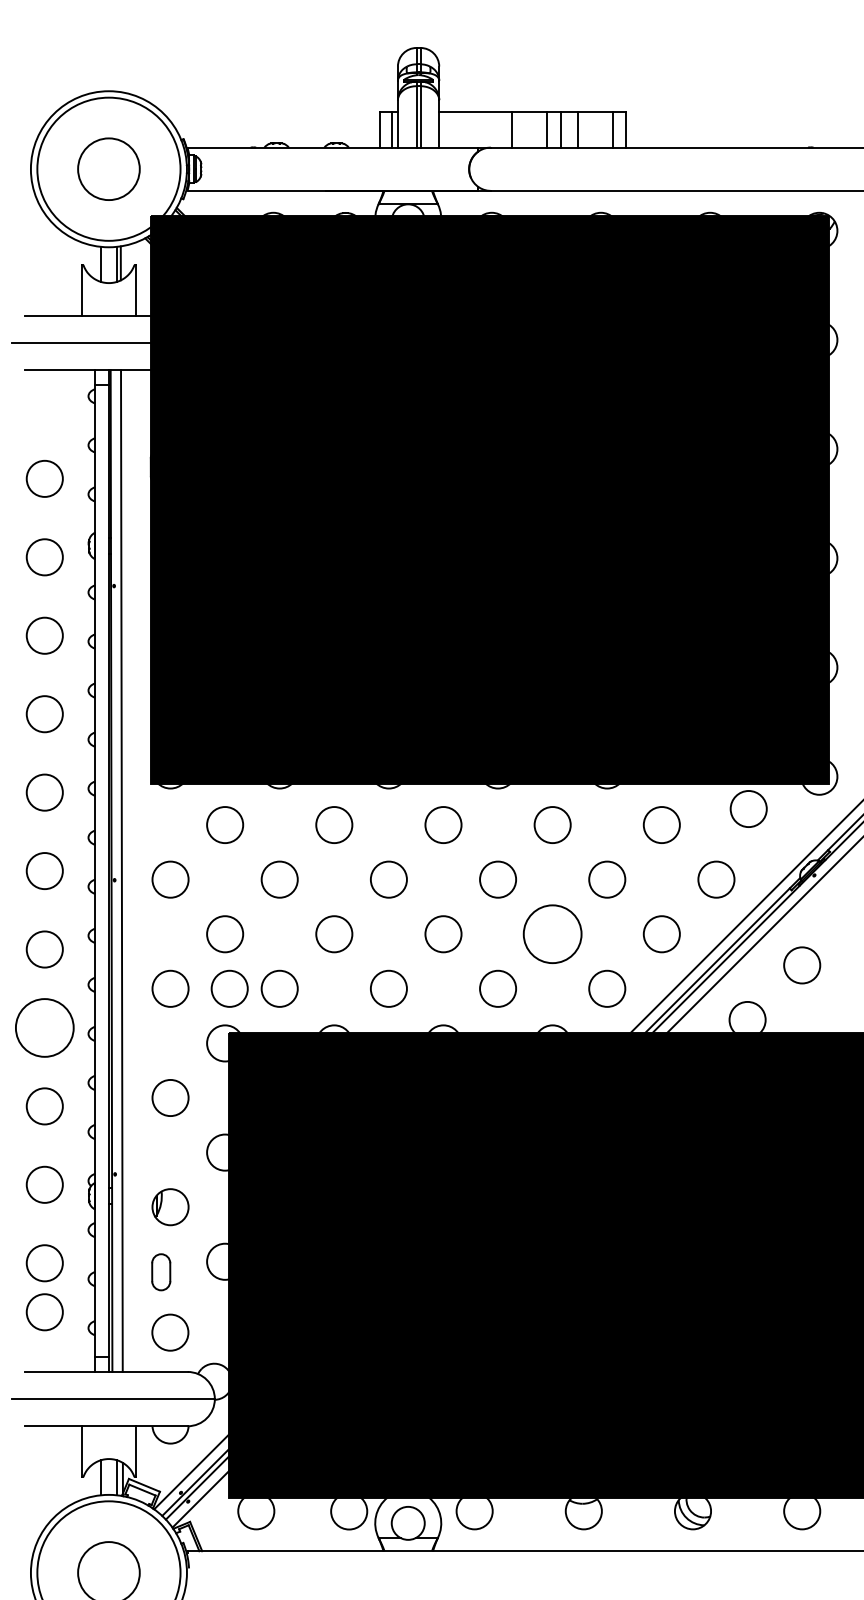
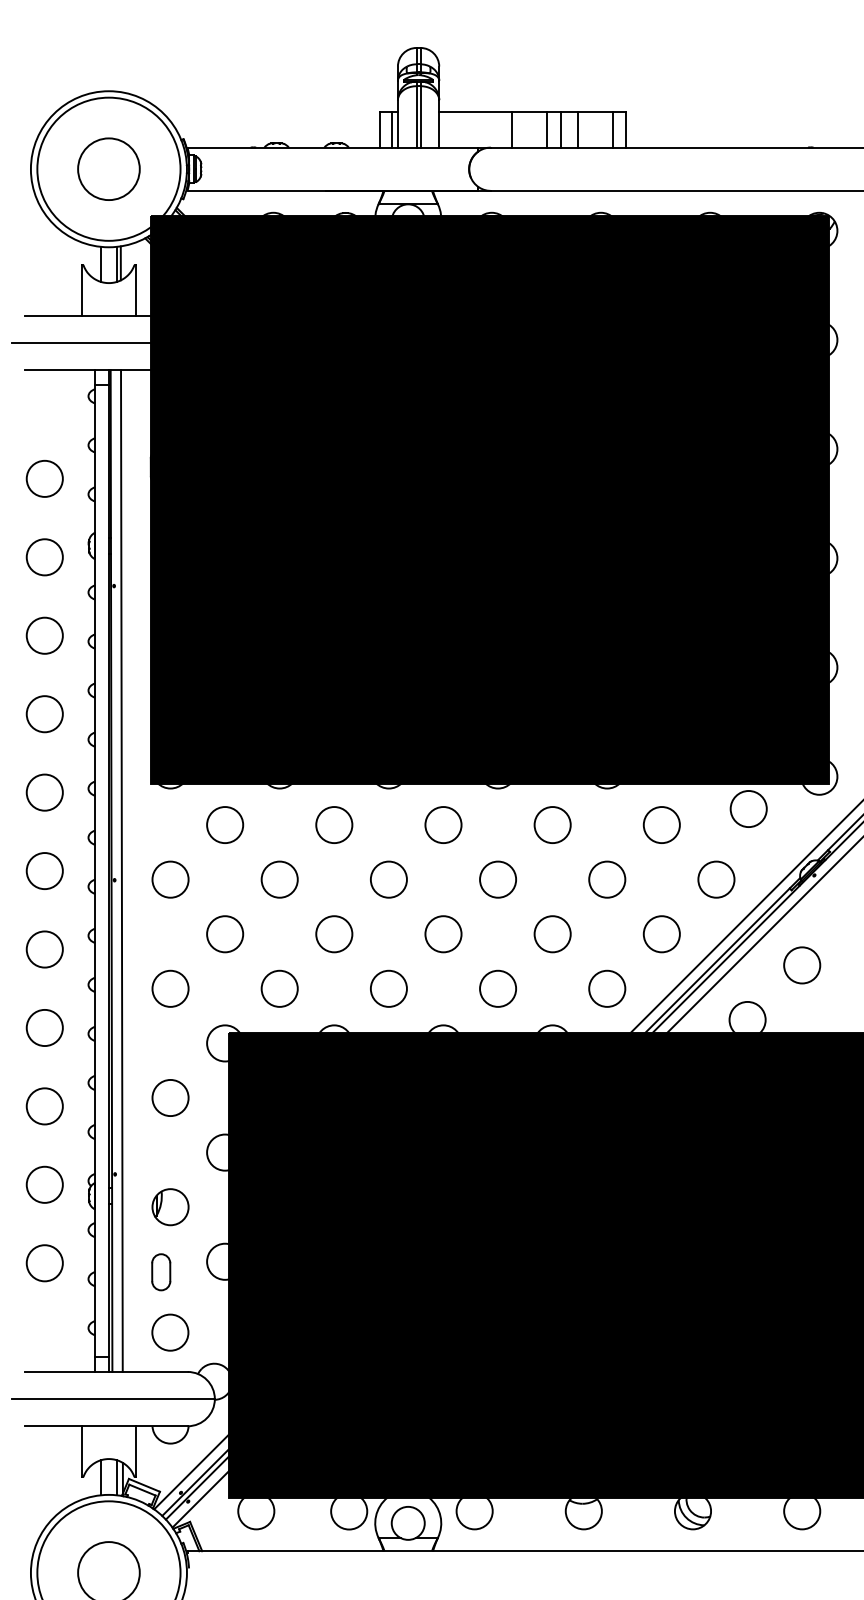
circle diameter: 58 px -> 36 px (552, 934)
circle: present -> none (229, 988)
circle diameter: 58 px -> 36 px (44, 1027)
circle: present -> none (44, 1312)
